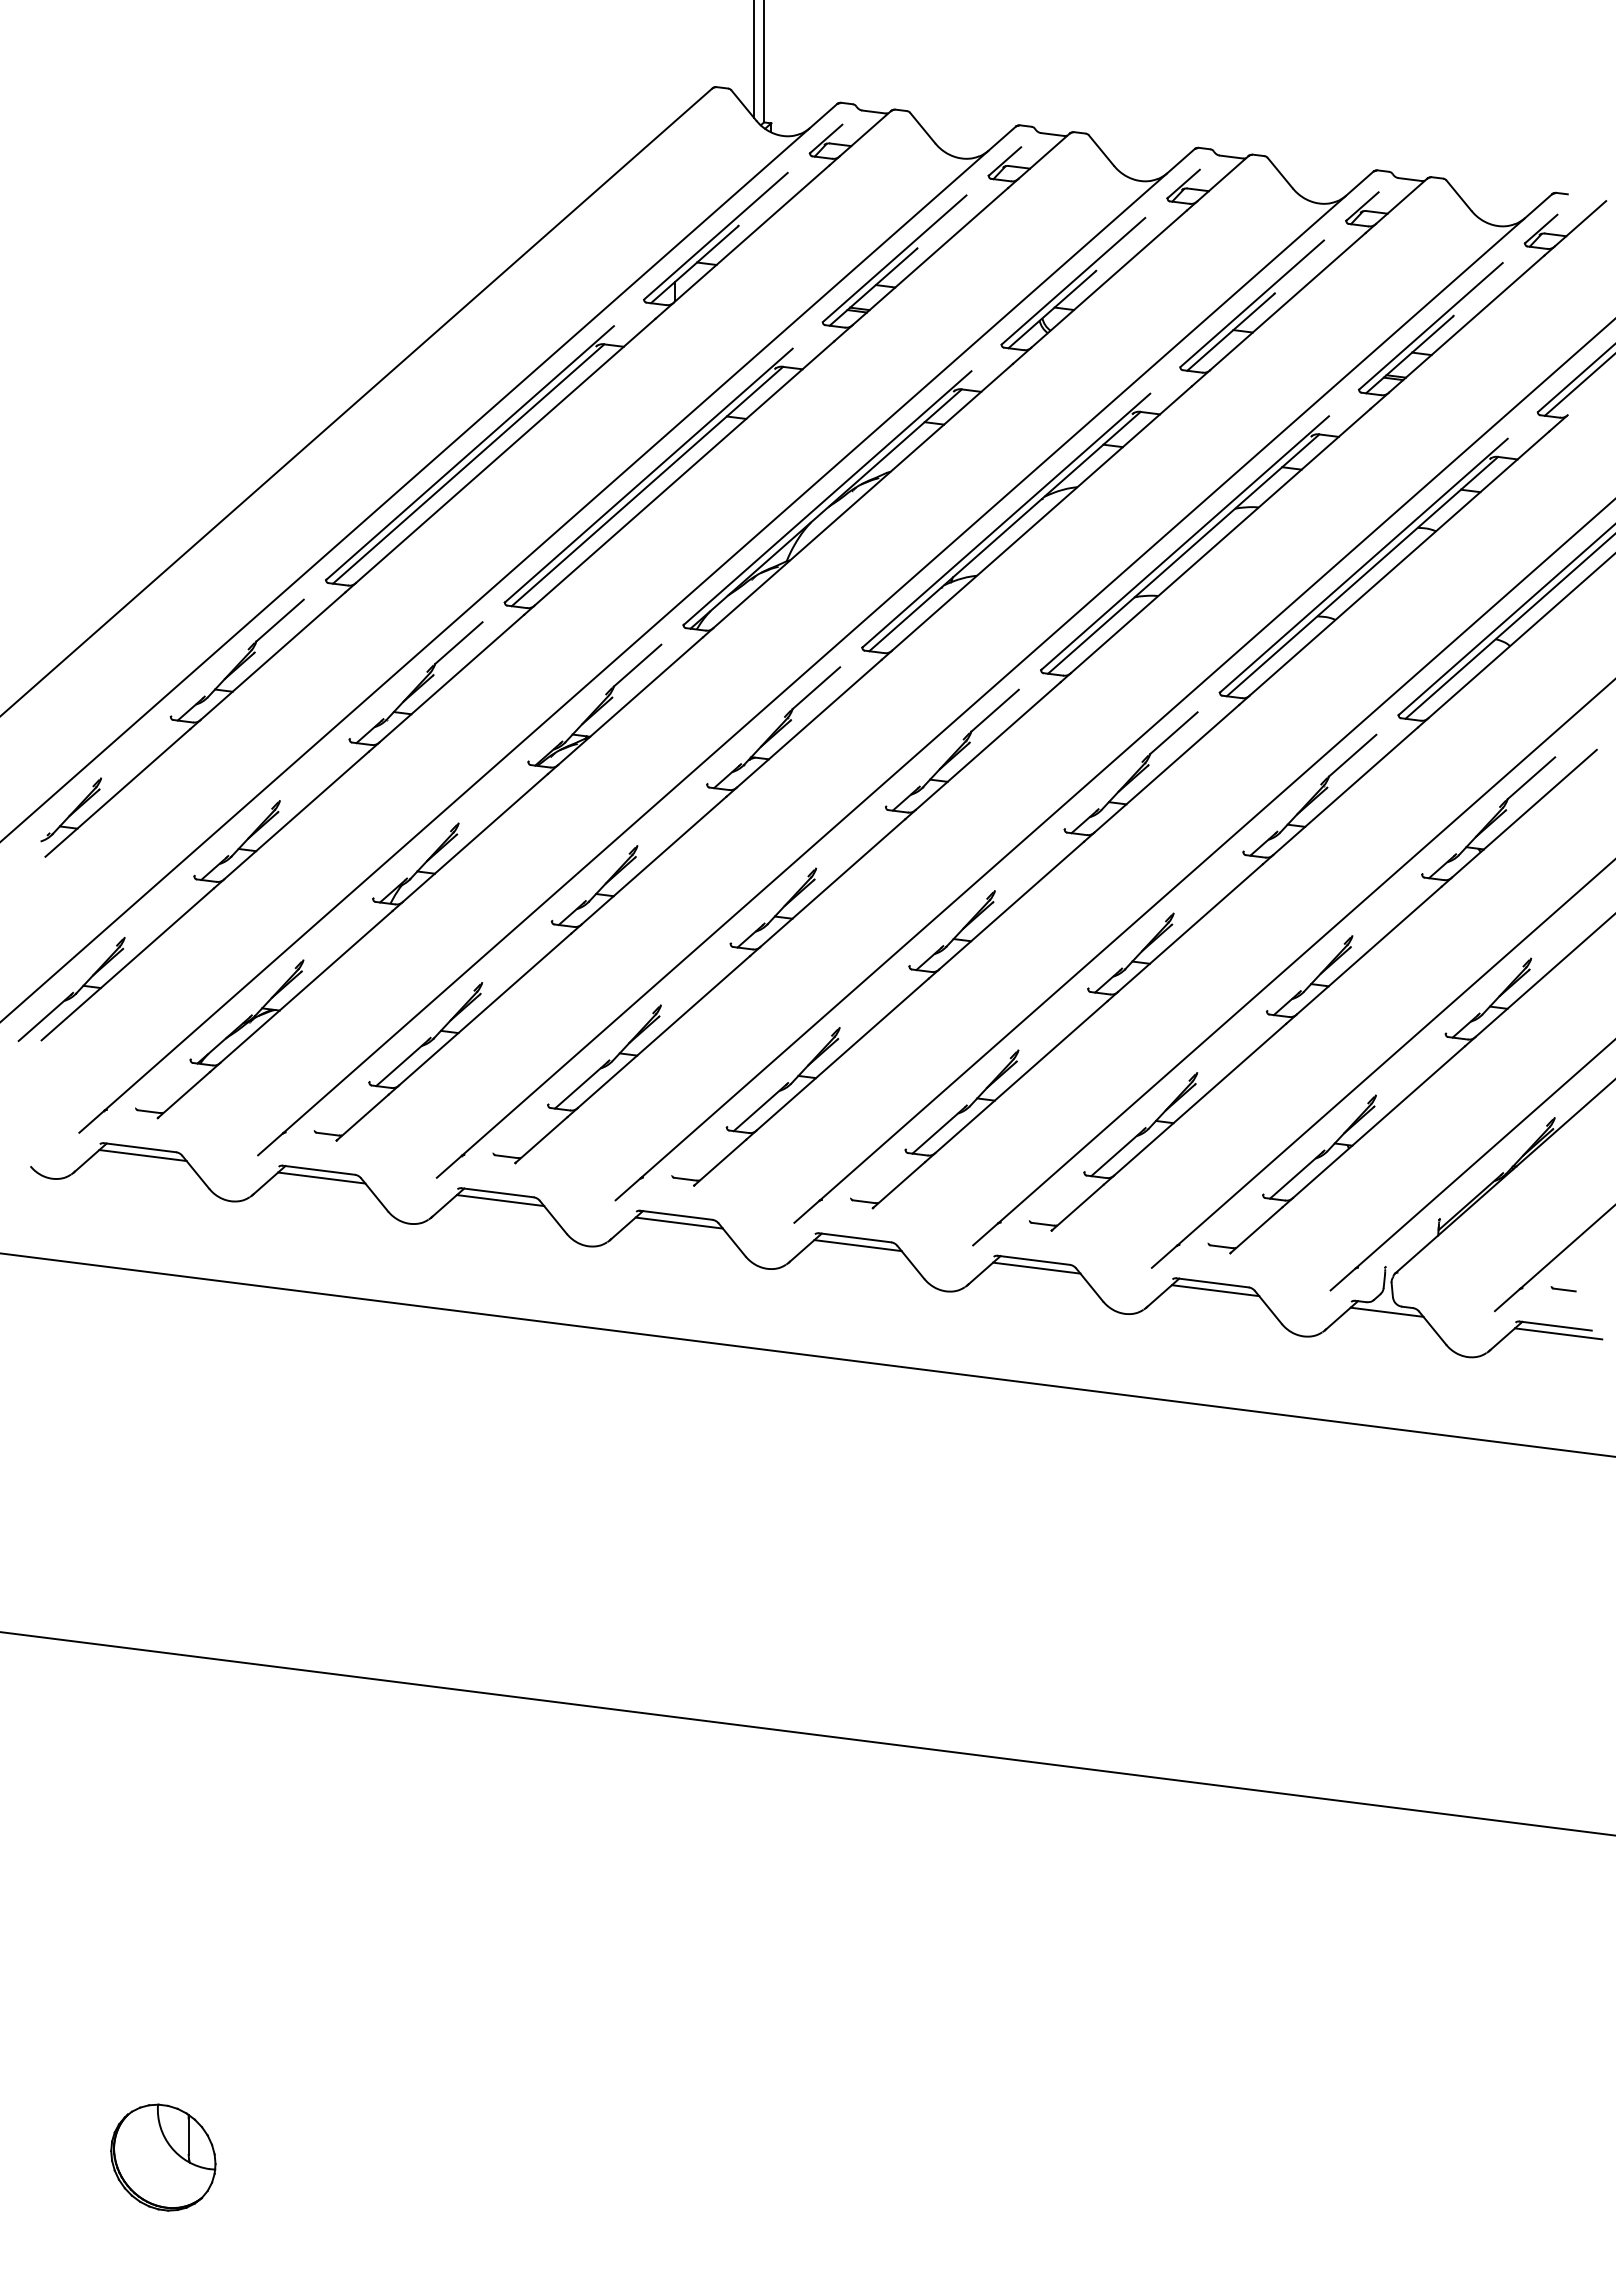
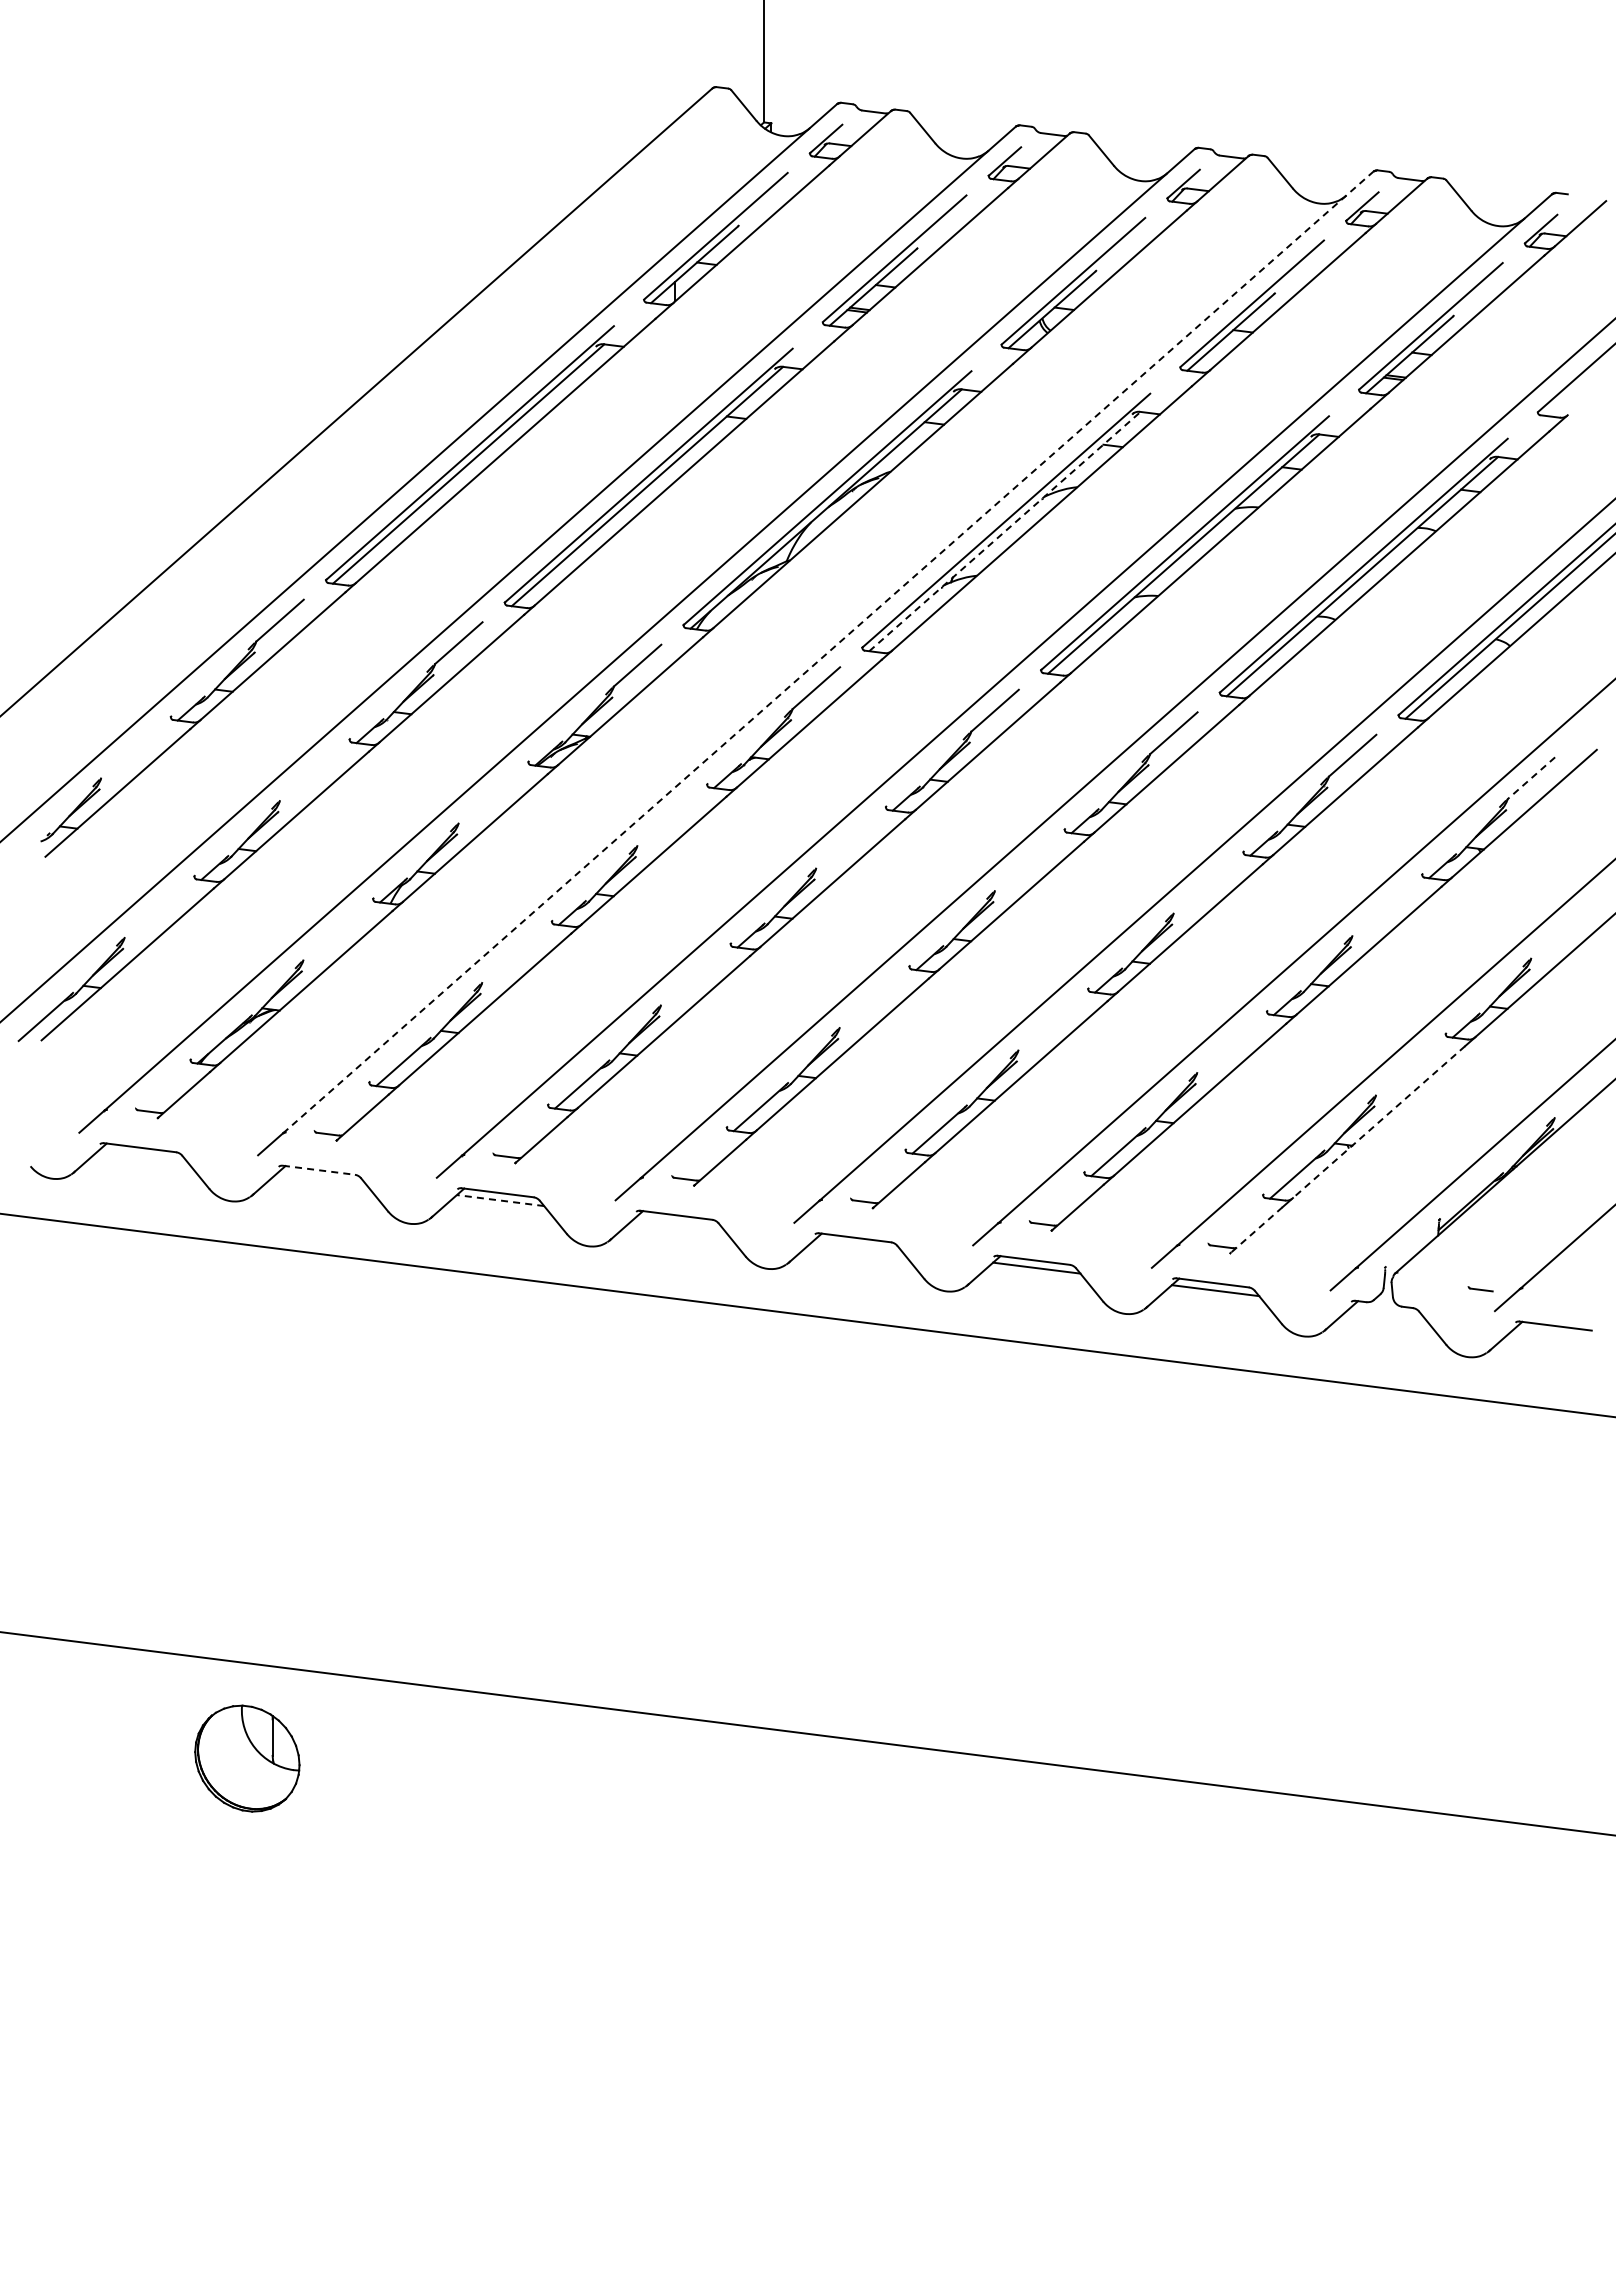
line: present -> none (753, 59)
line: present -> none (1578, 385)
line: solid -> dashed (1004, 531)
line: solid -> dashed (828, 652)
line: solid -> dashed (1531, 778)
line: solid -> dashed (1379, 1122)
line: present -> none (142, 1155)
line: solid -> dashed (319, 1170)
line: present -> none (321, 1177)
line: solid -> dashed (500, 1200)
line: present -> none (678, 1222)
line: solid -> dashed (1256, 1230)
line: present -> none (857, 1245)
line position: (1563, 1289) -> (1480, 1289) (1480, 1289)
line: present -> none (1386, 1311)
line: present -> none (1558, 1333)
line position: (807, 1354) -> (807, 1315) (807, 1315)
part position: (163, 2157) -> (247, 1758) (247, 1758)
